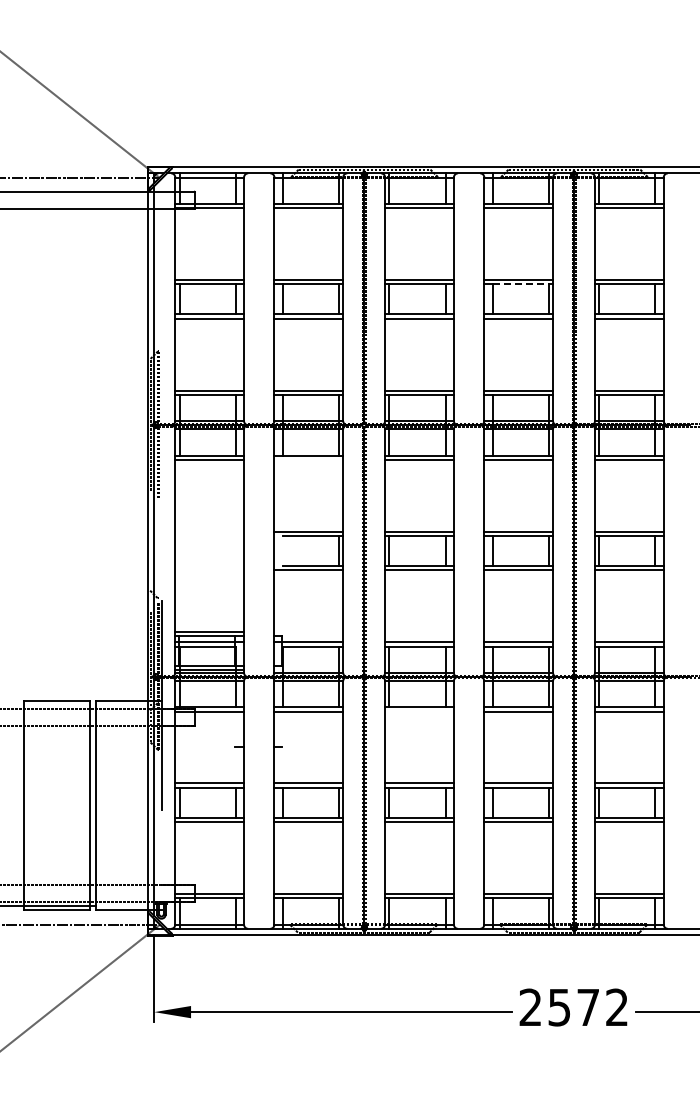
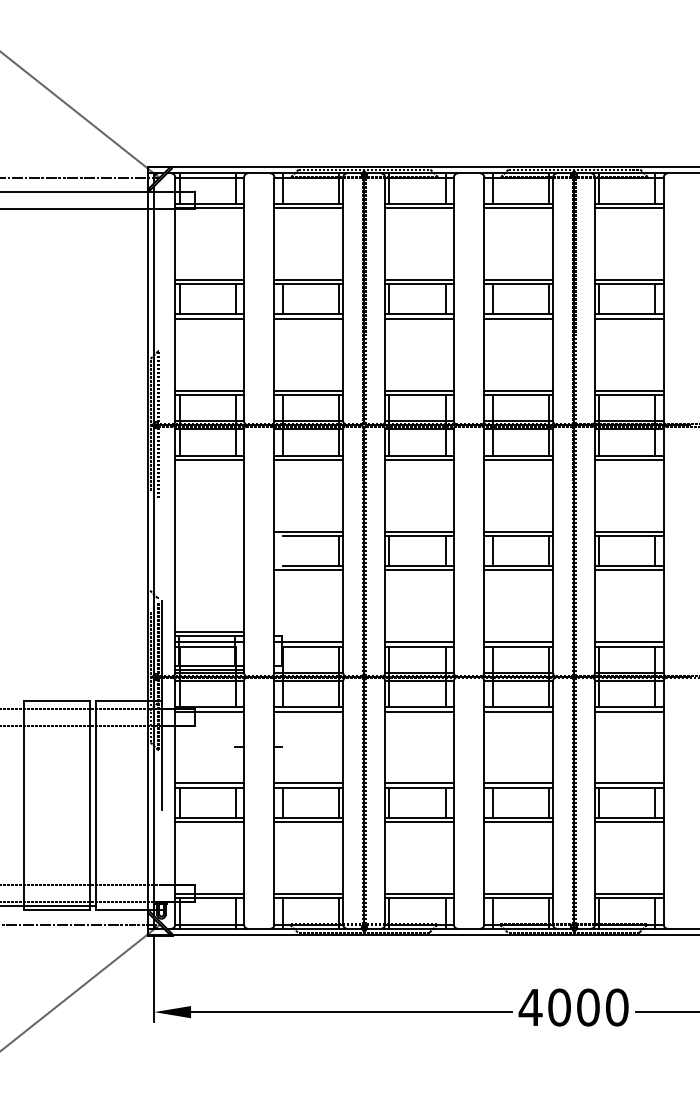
line: dashed -> solid (521, 284)
line: none -> present (308, 459)
line: none -> present (419, 711)
text: 2572 -> 4000 (573, 1007)
